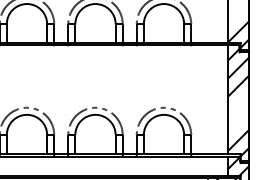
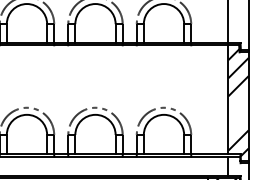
hatch: present -> none (238, 34)
hatch: present -> none (238, 166)
